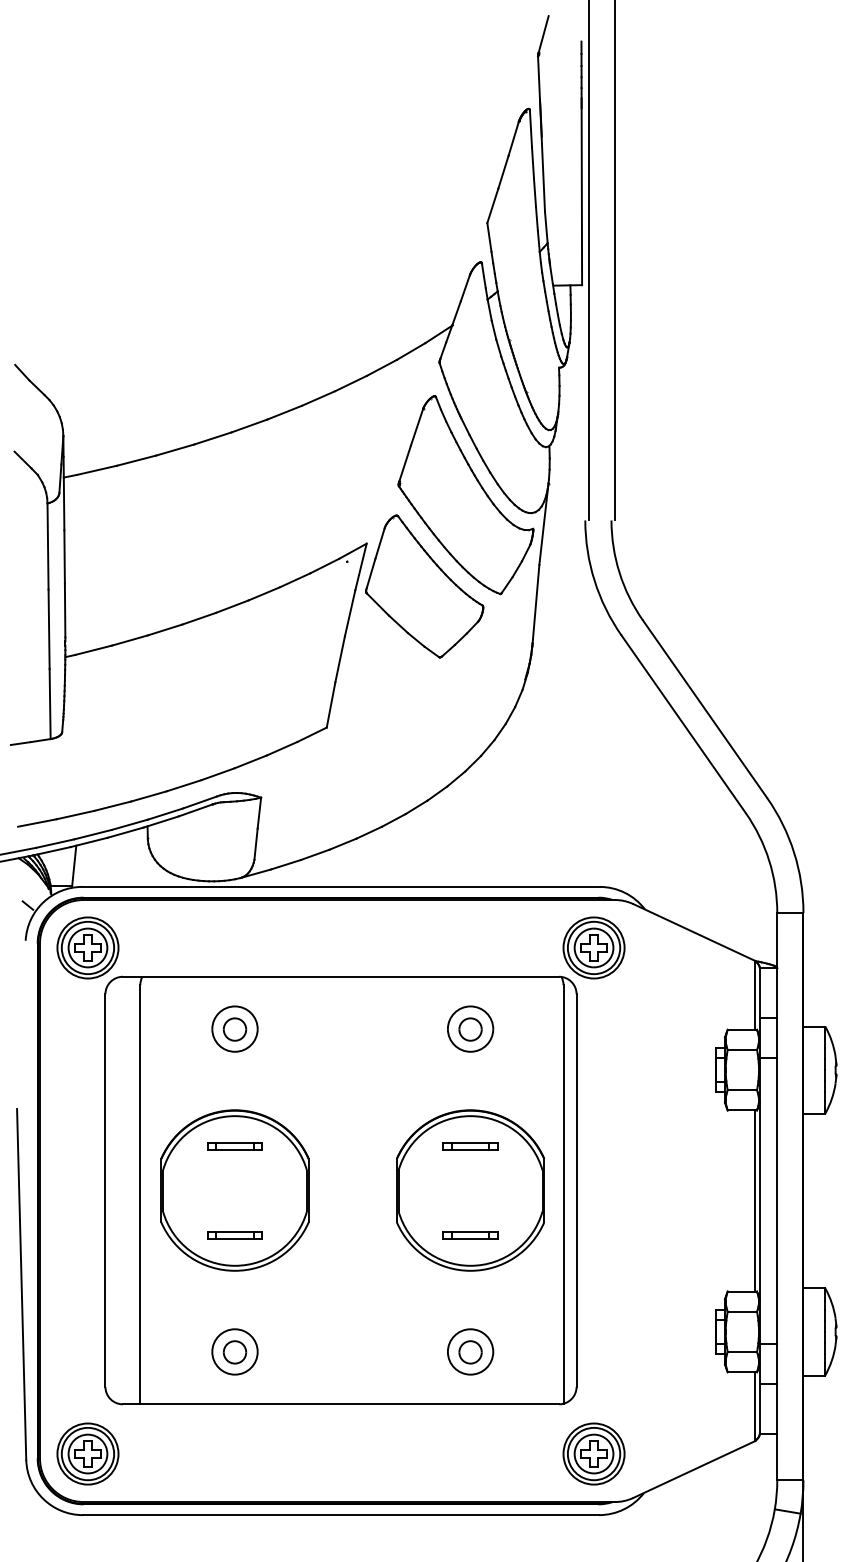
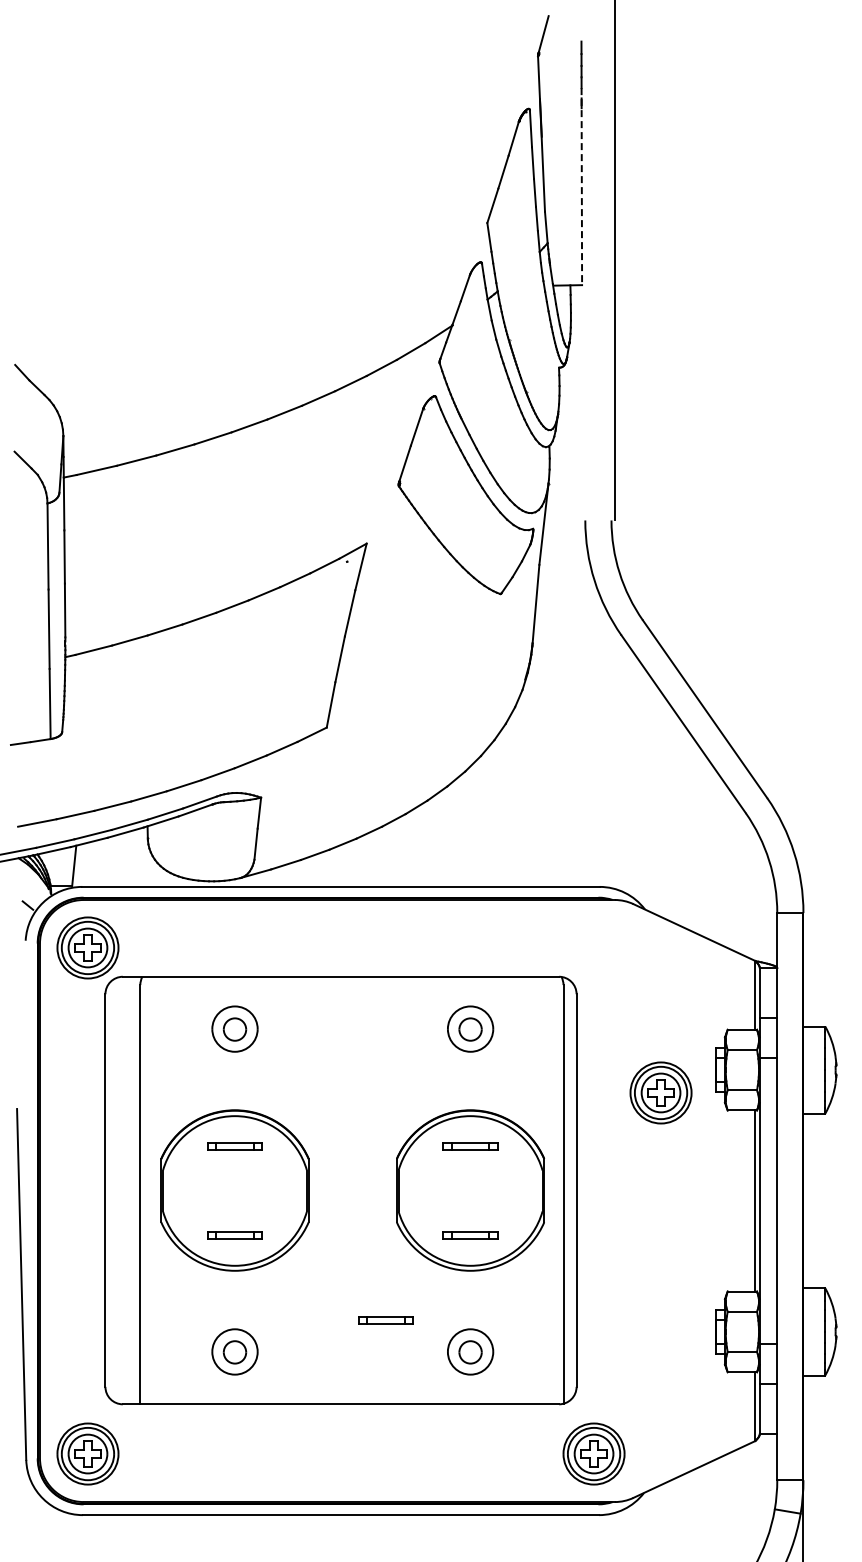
line: solid -> dashed (581, 186)
line: present -> none (588, 261)
part: present -> none (424, 586)
part position: (593, 947) -> (660, 1092) (660, 1092)
part: none -> present (385, 1320)
